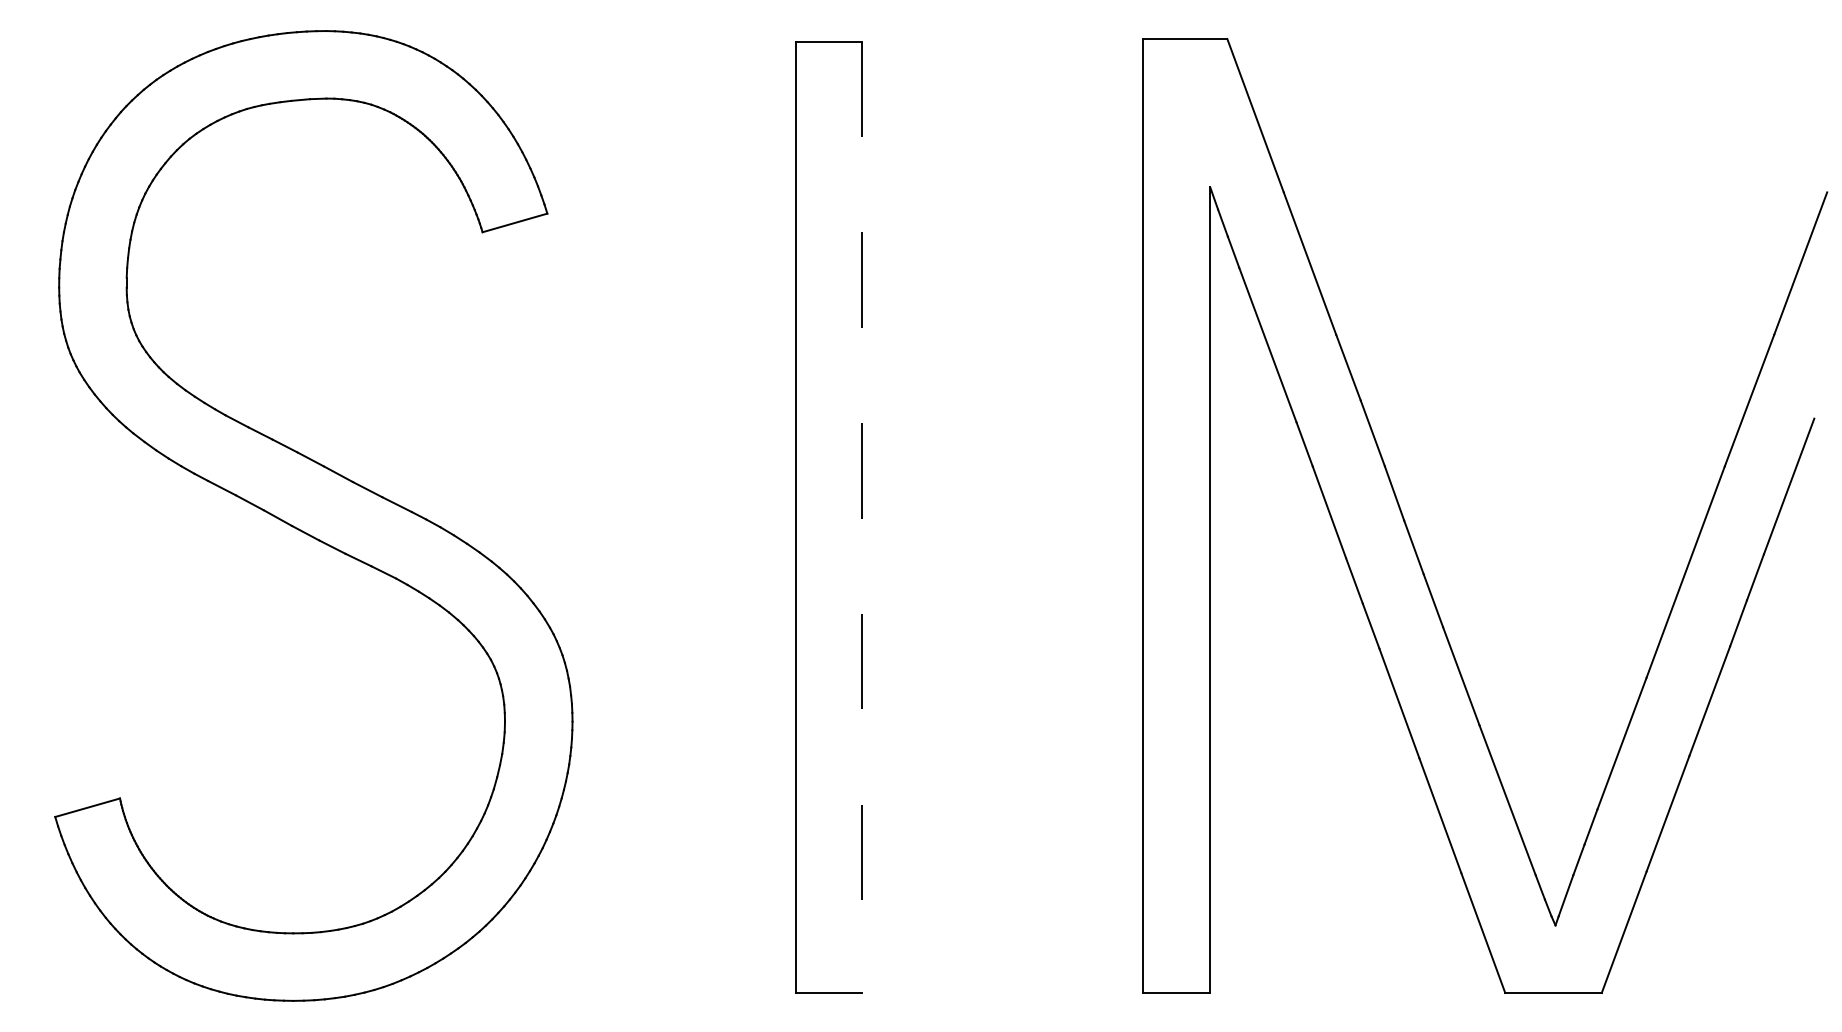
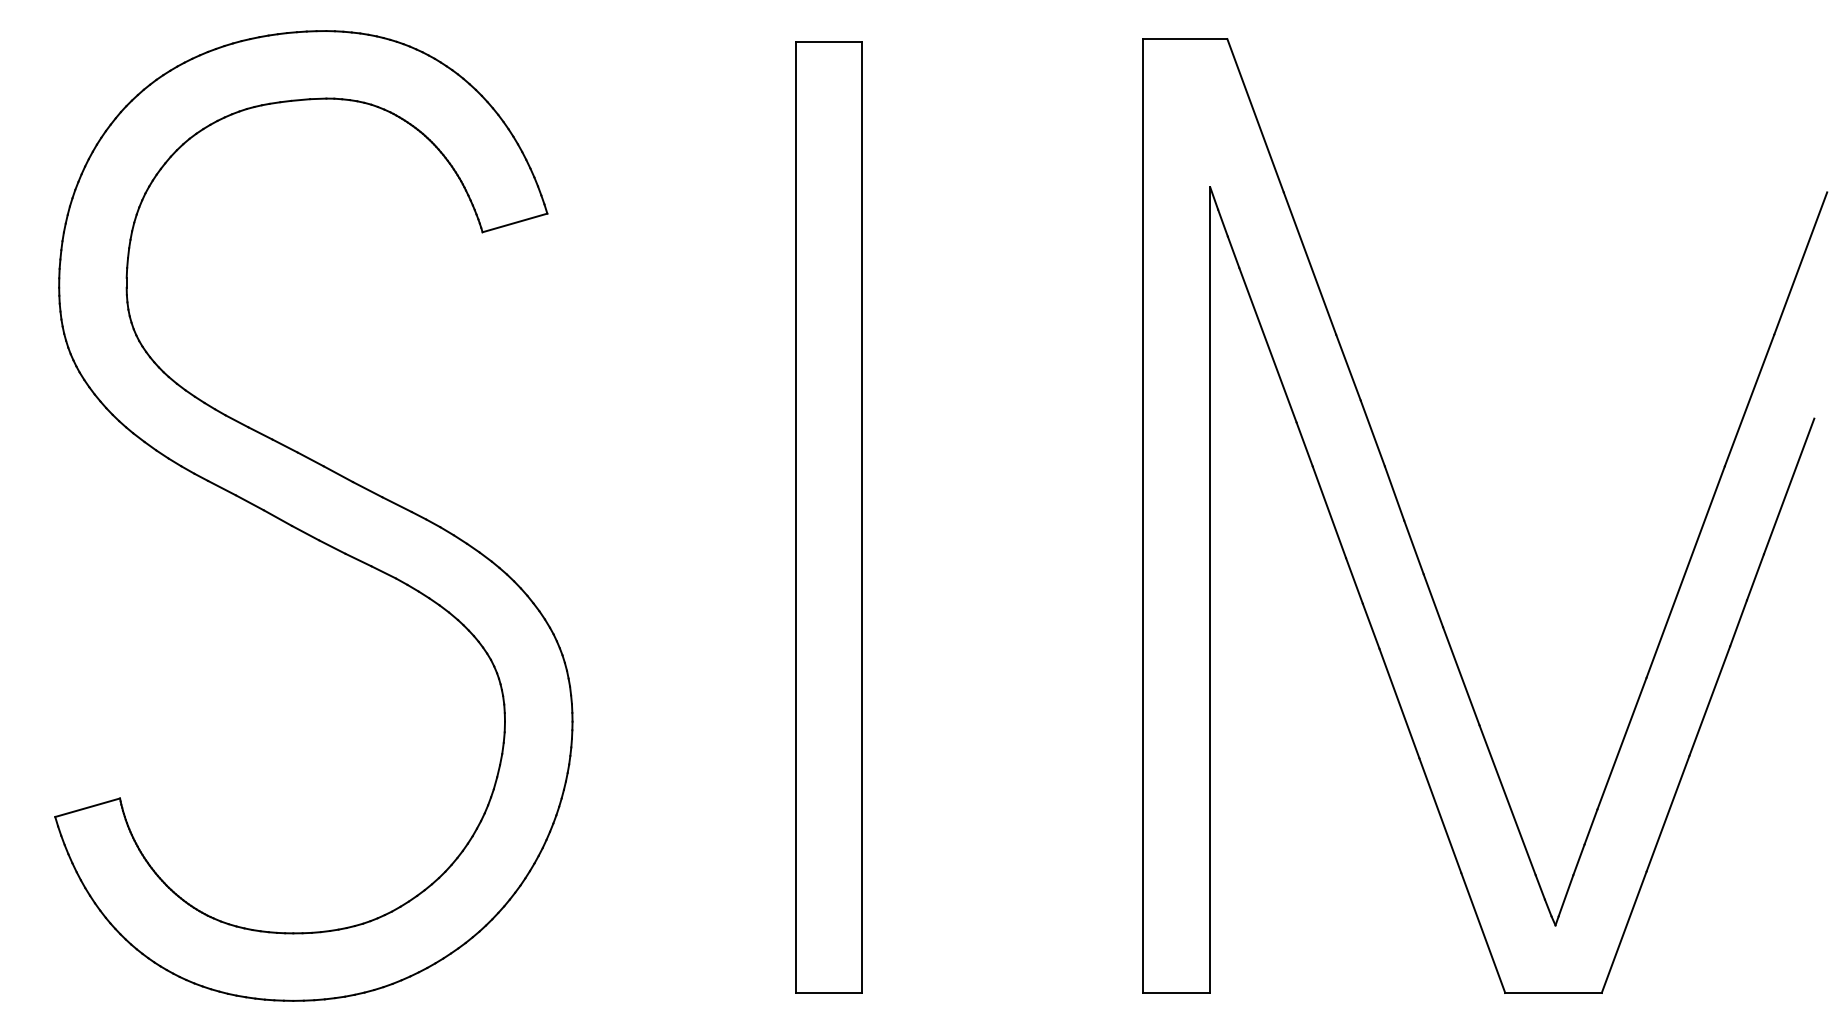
line: dashed -> solid (862, 517)
